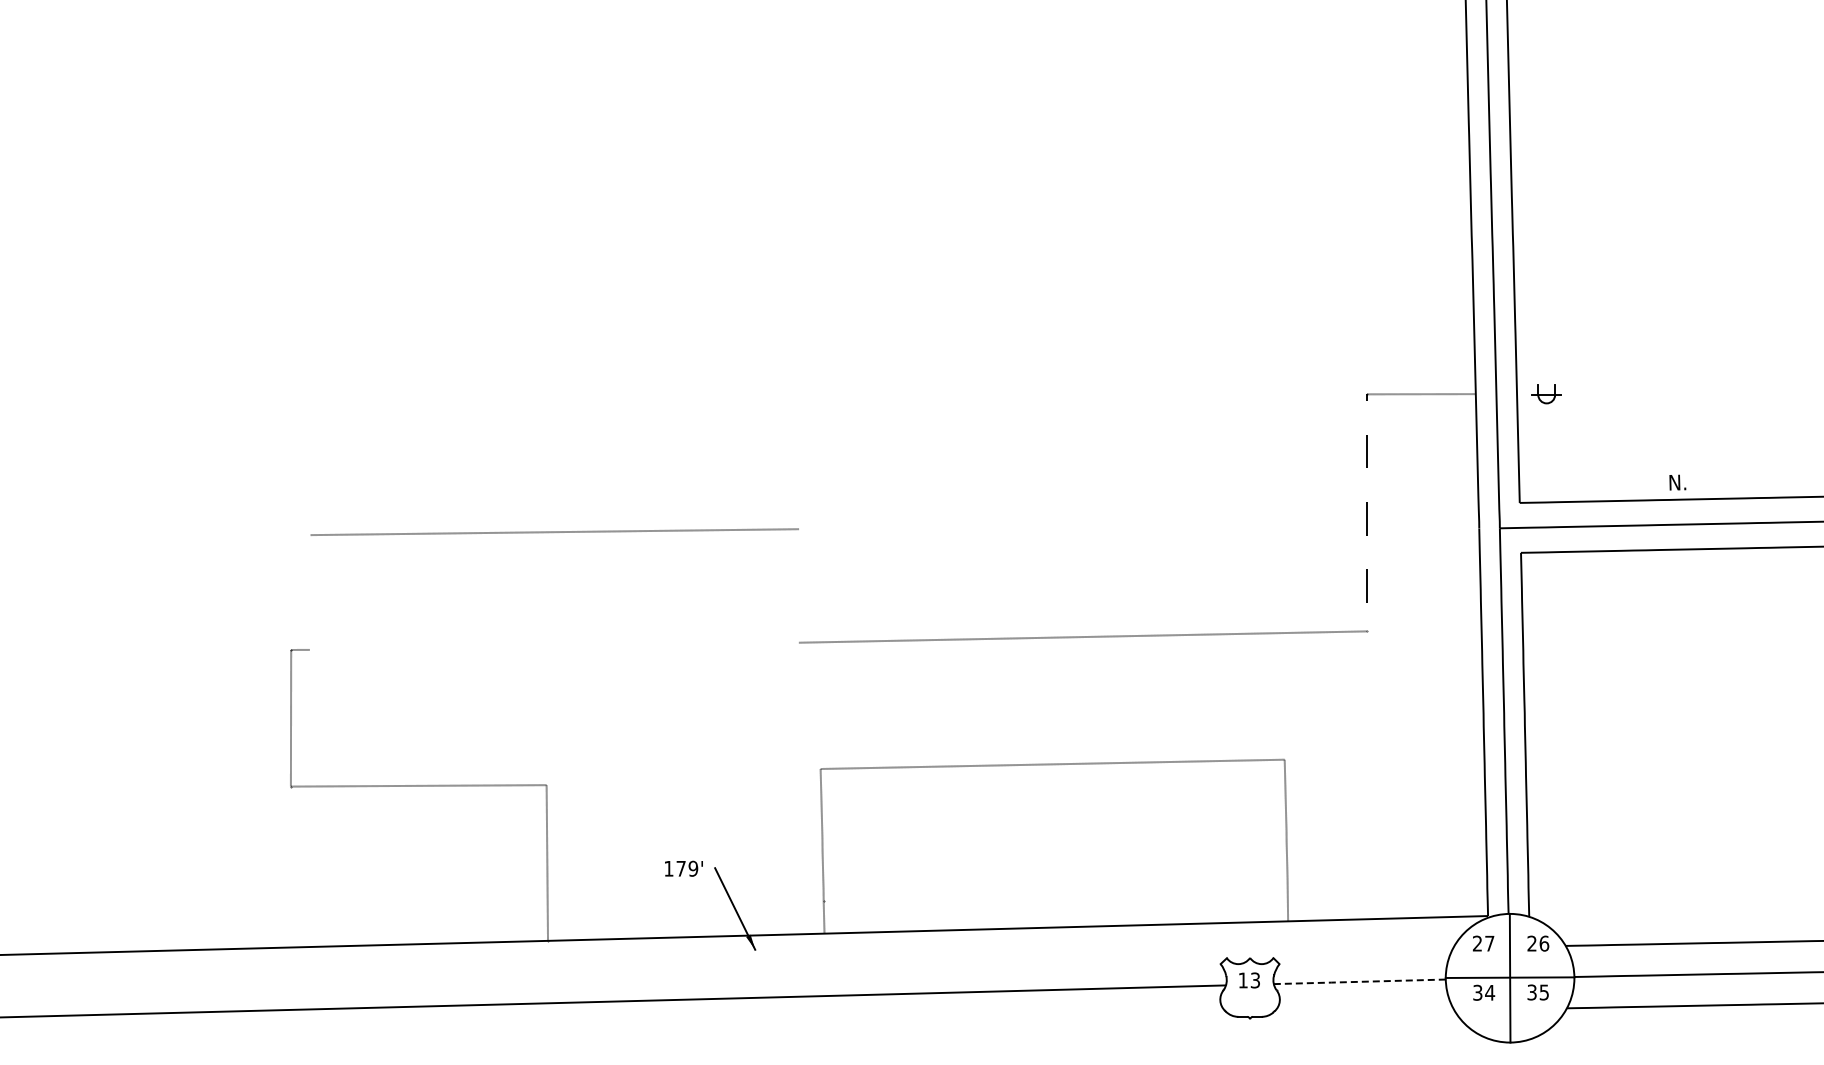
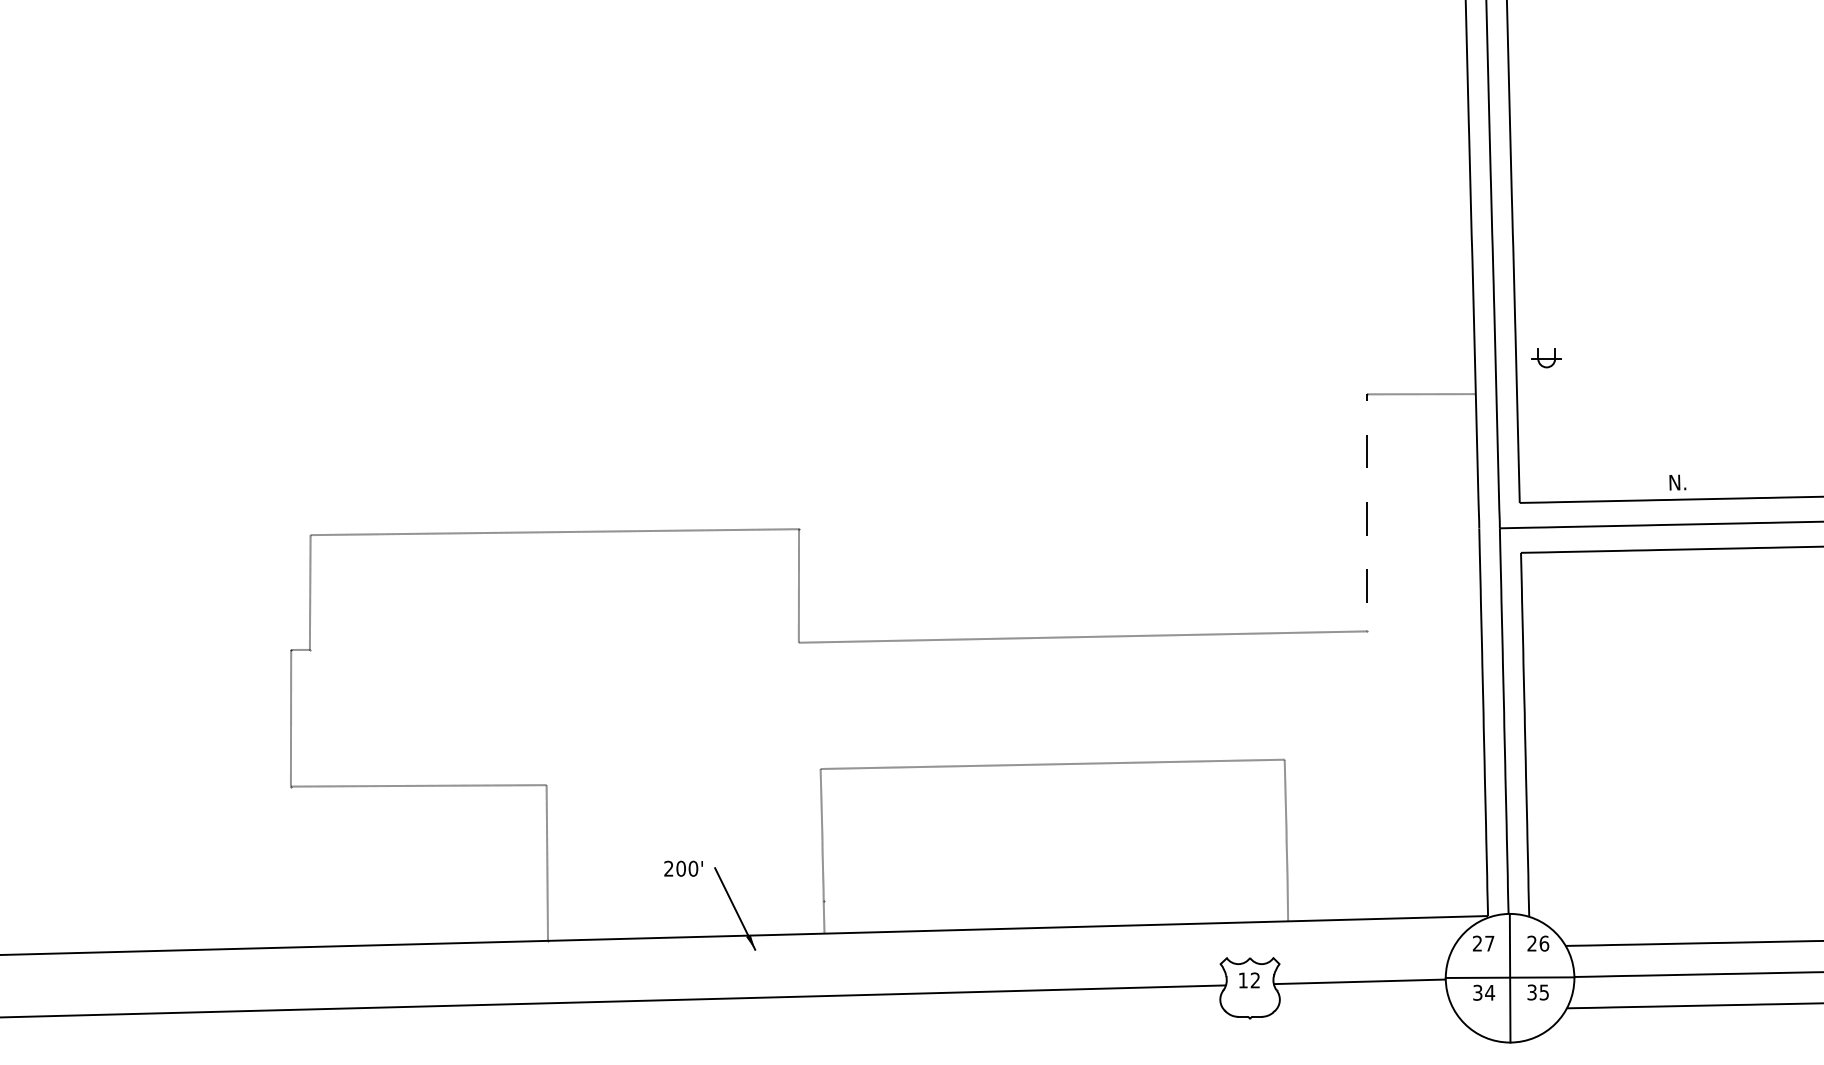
part position: (1546, 394) -> (1546, 358) (1546, 358)
line: none -> present (798, 585)
line: none -> present (309, 592)
text: 179' -> 200' (681, 868)
text: 13 -> 12 (1255, 980)
line: dashed -> solid (1359, 981)
